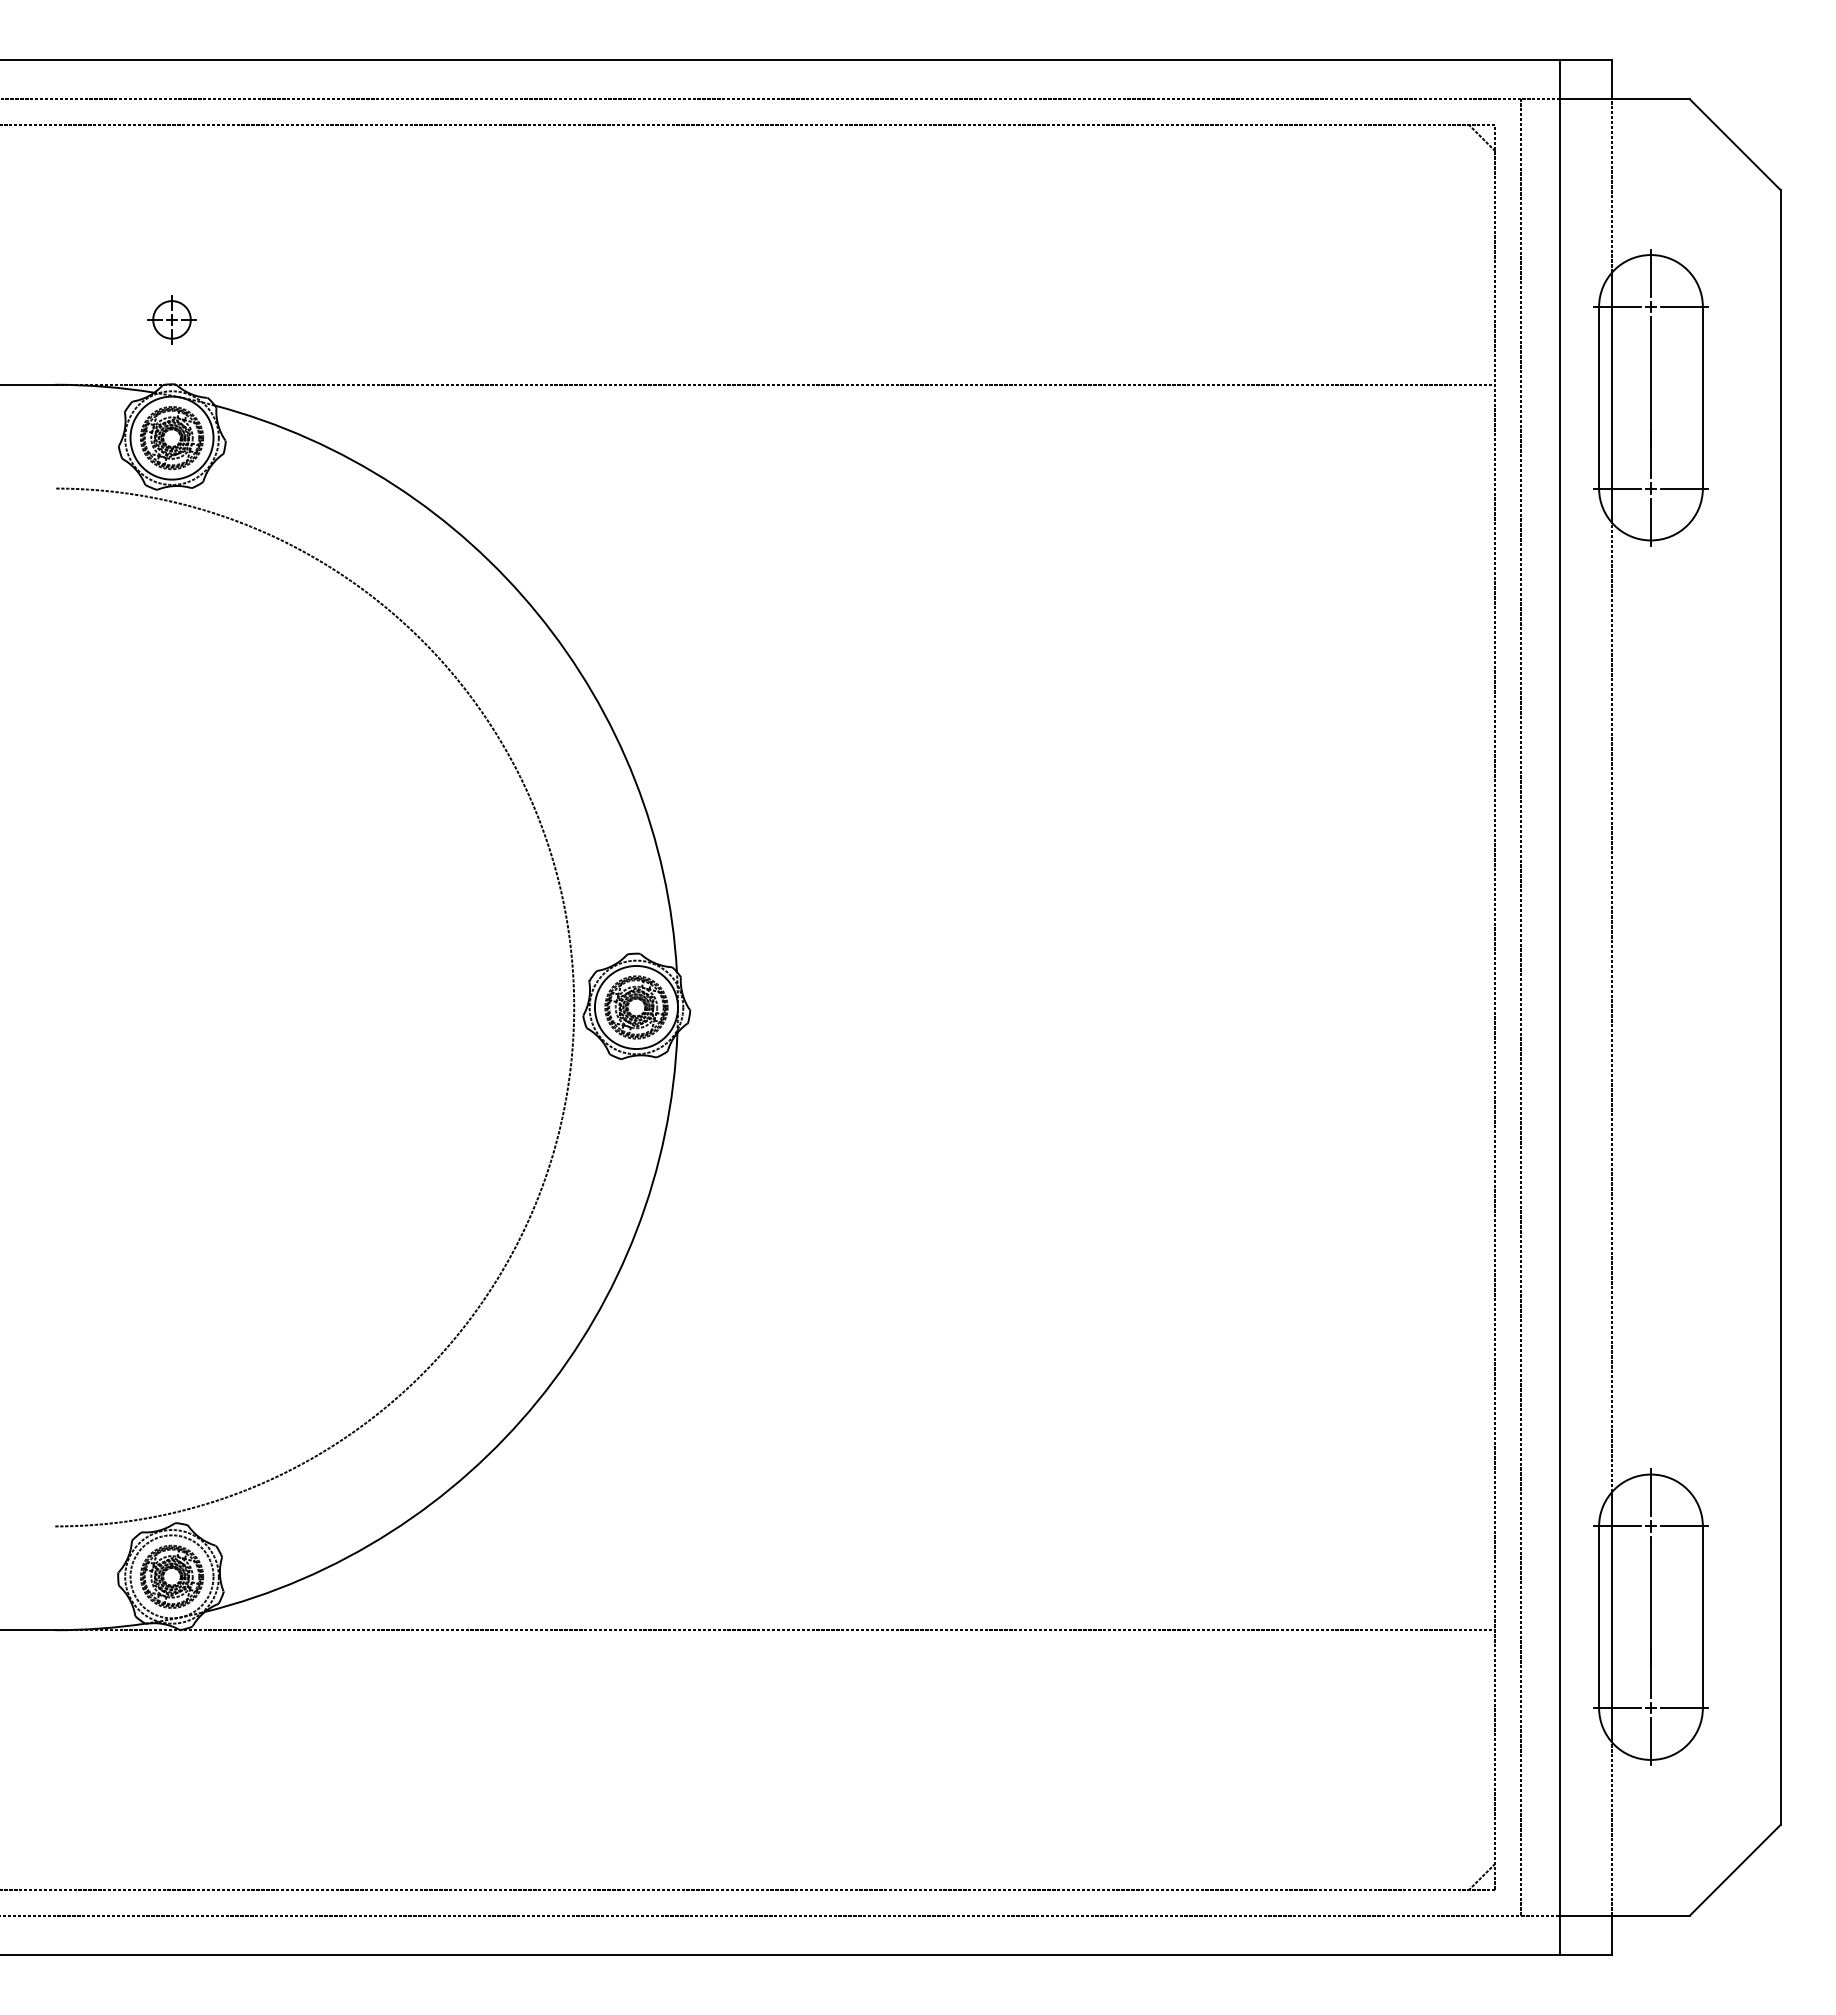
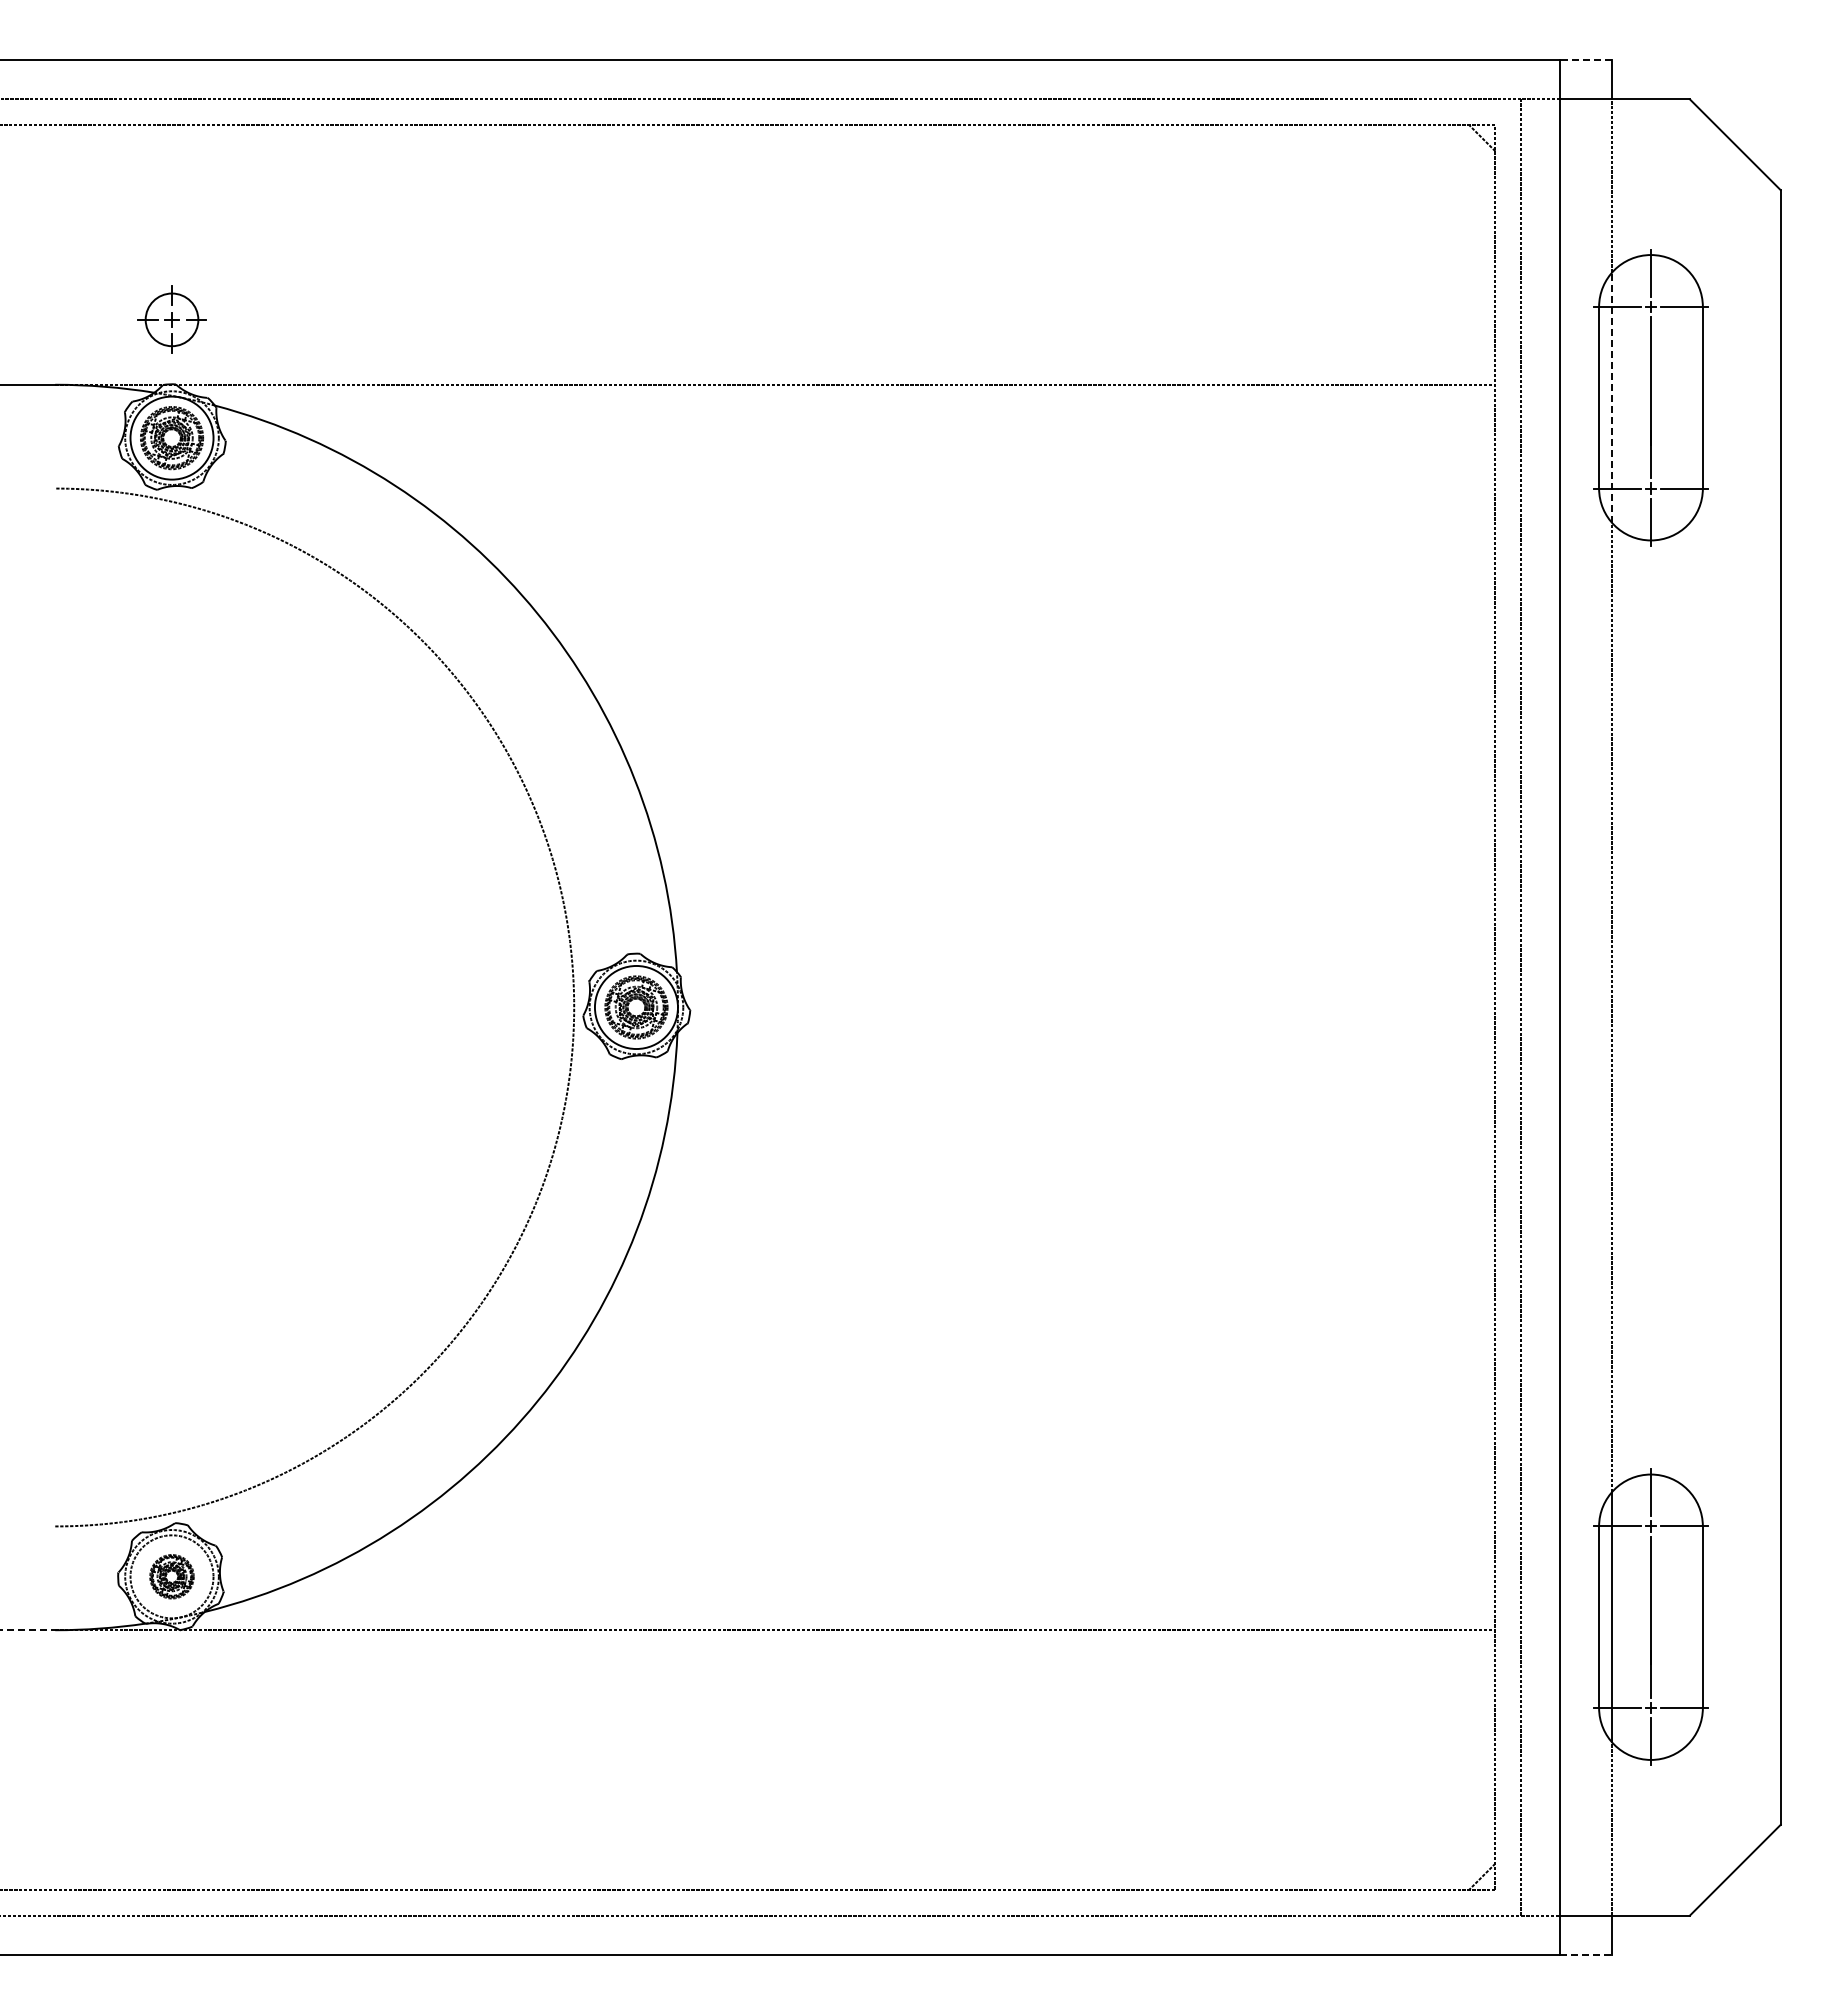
line: solid -> dashed (1586, 60)
part size: 50x50 px -> 70x69 px (171, 319)
line: solid -> dashed (1612, 397)
part size: 64x65 px -> 46x46 px (171, 1576)
line: solid -> dashed (28, 1630)
line: solid -> dashed (1586, 1954)
